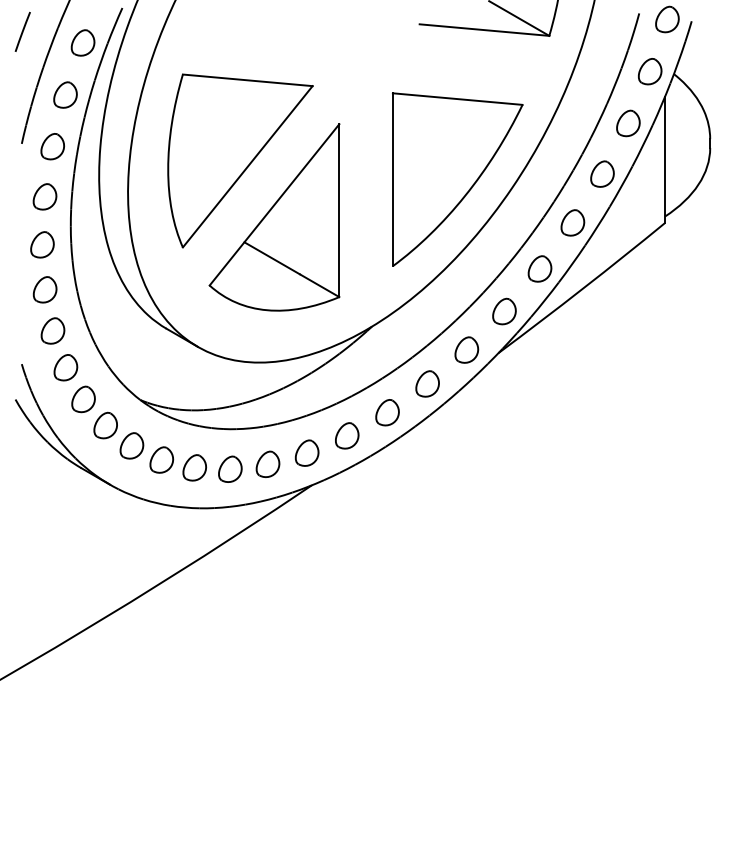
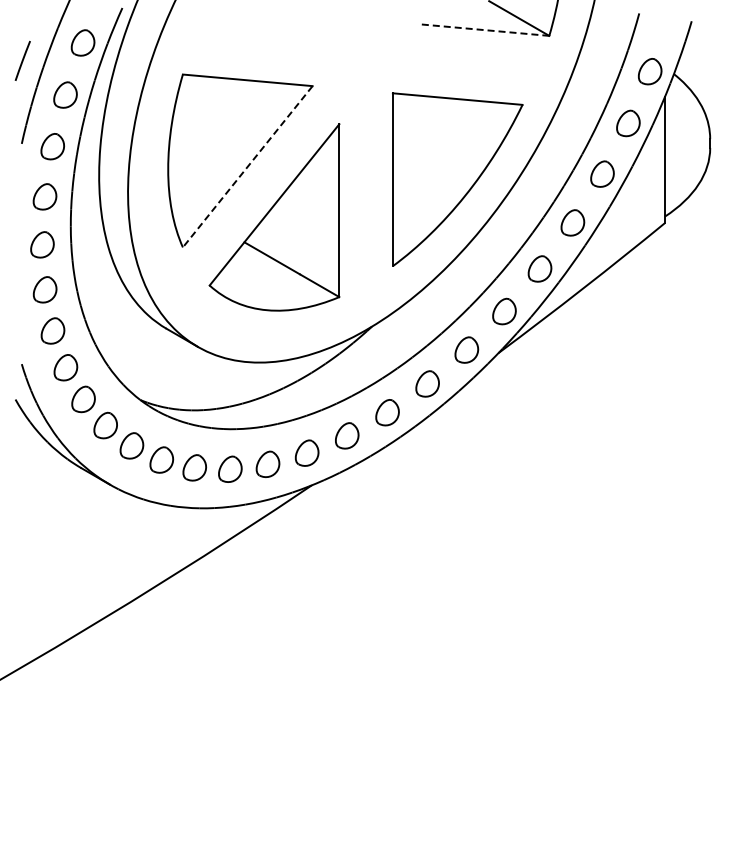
part: present -> none (667, 19)
line: solid -> dashed (484, 30)
line position: (22, 31) -> (22, 60) (22, 60)
line: solid -> dashed (247, 167)
